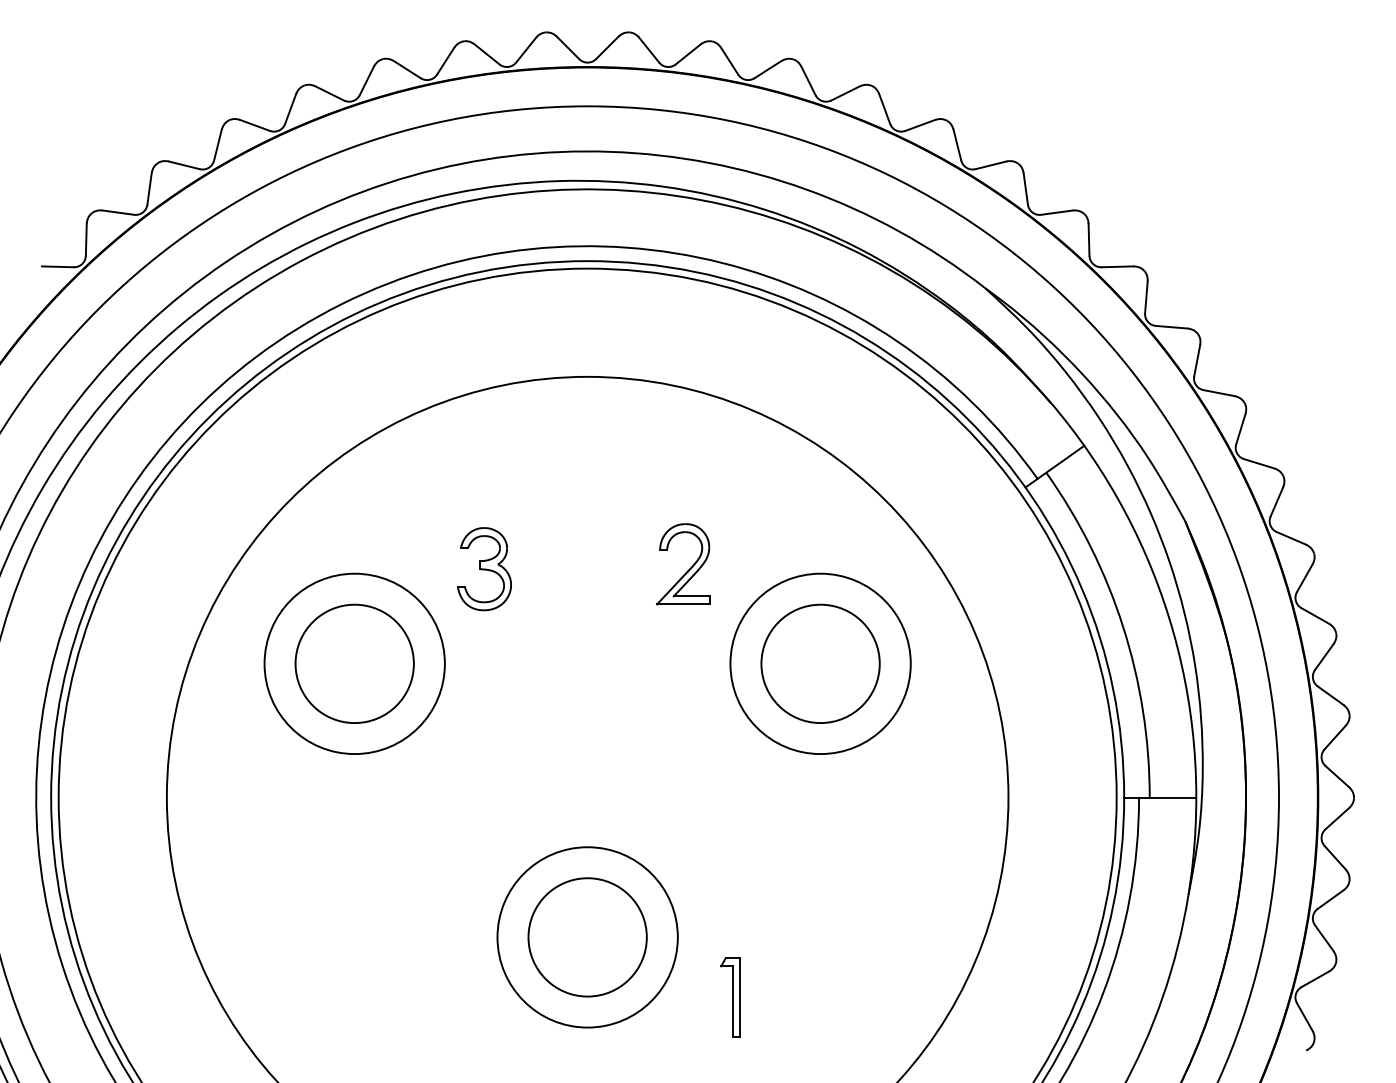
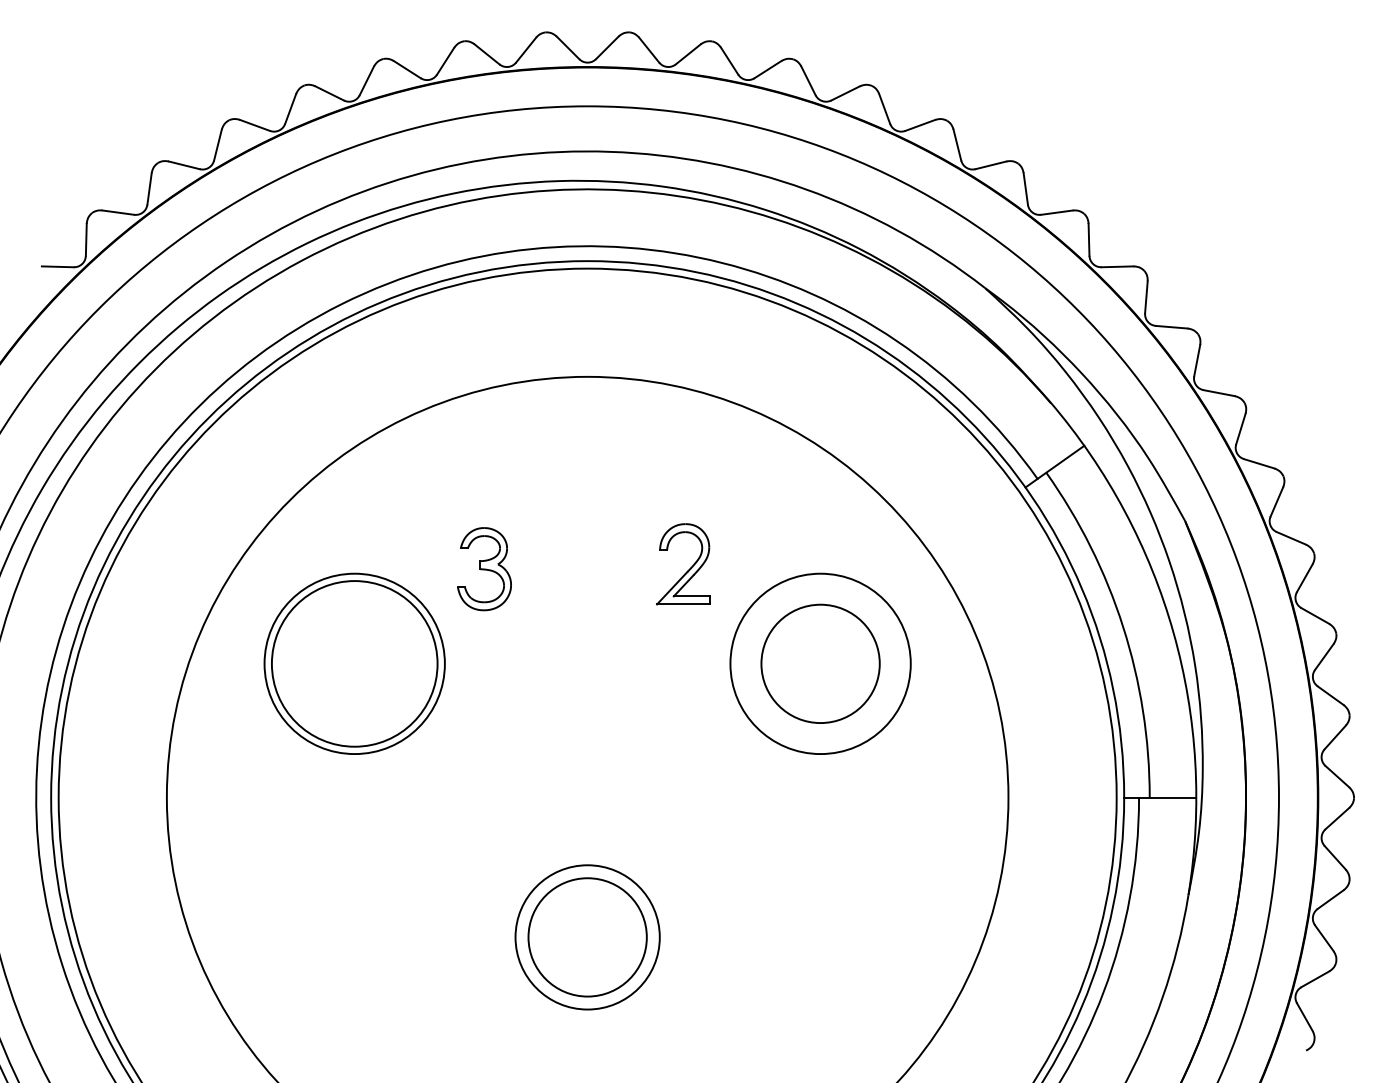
circle diameter: 118 px -> 166 px (354, 663)
circle diameter: 180 px -> 144 px (587, 937)
part: present -> none (730, 997)
